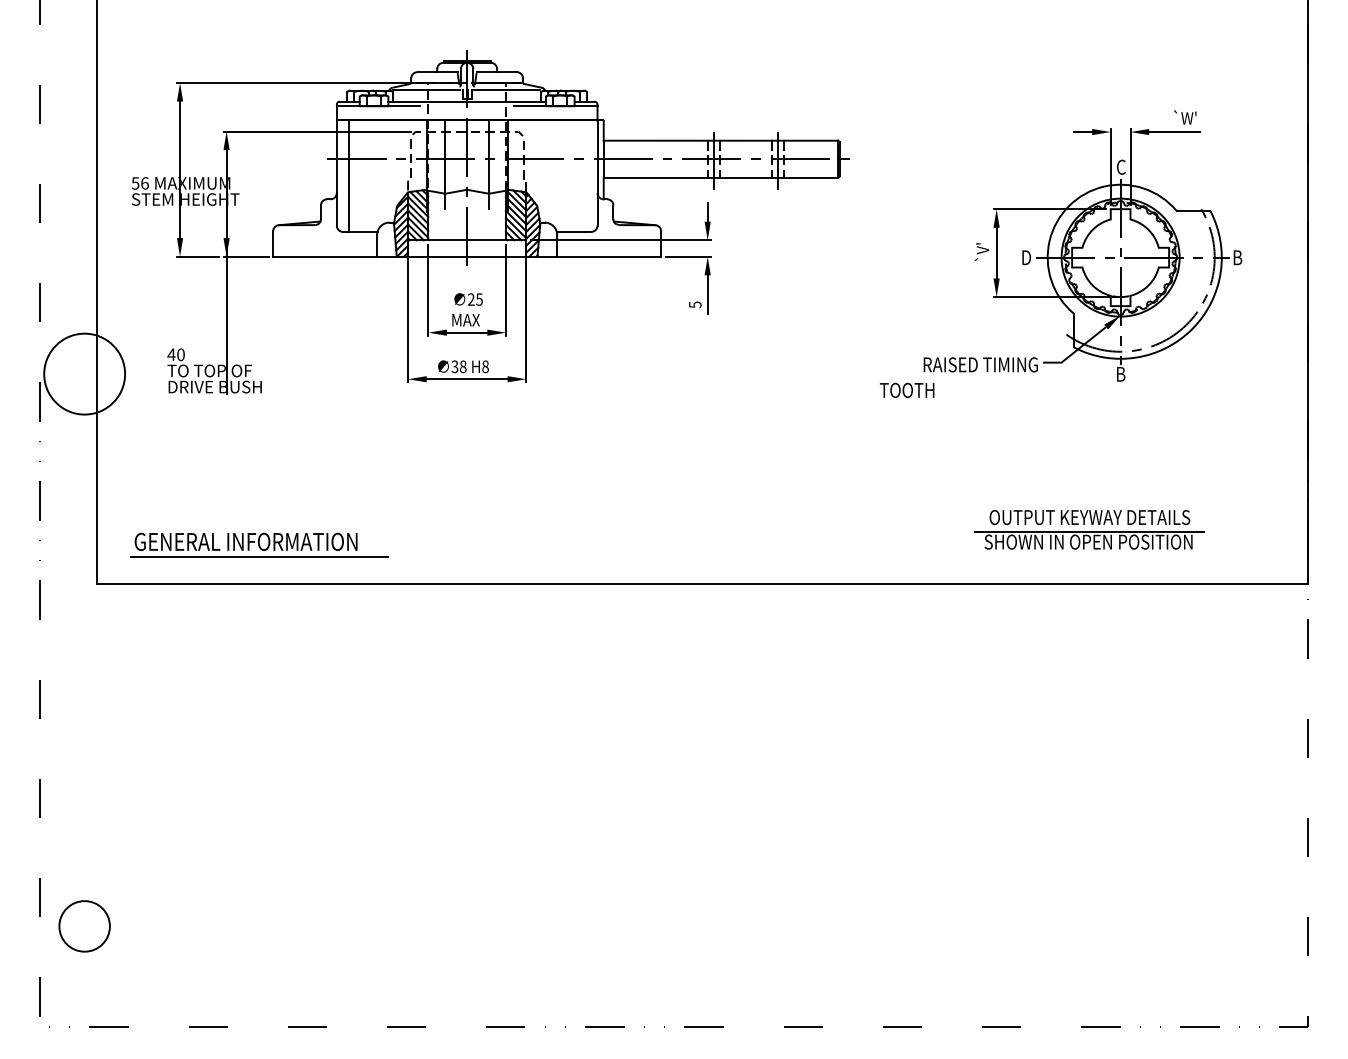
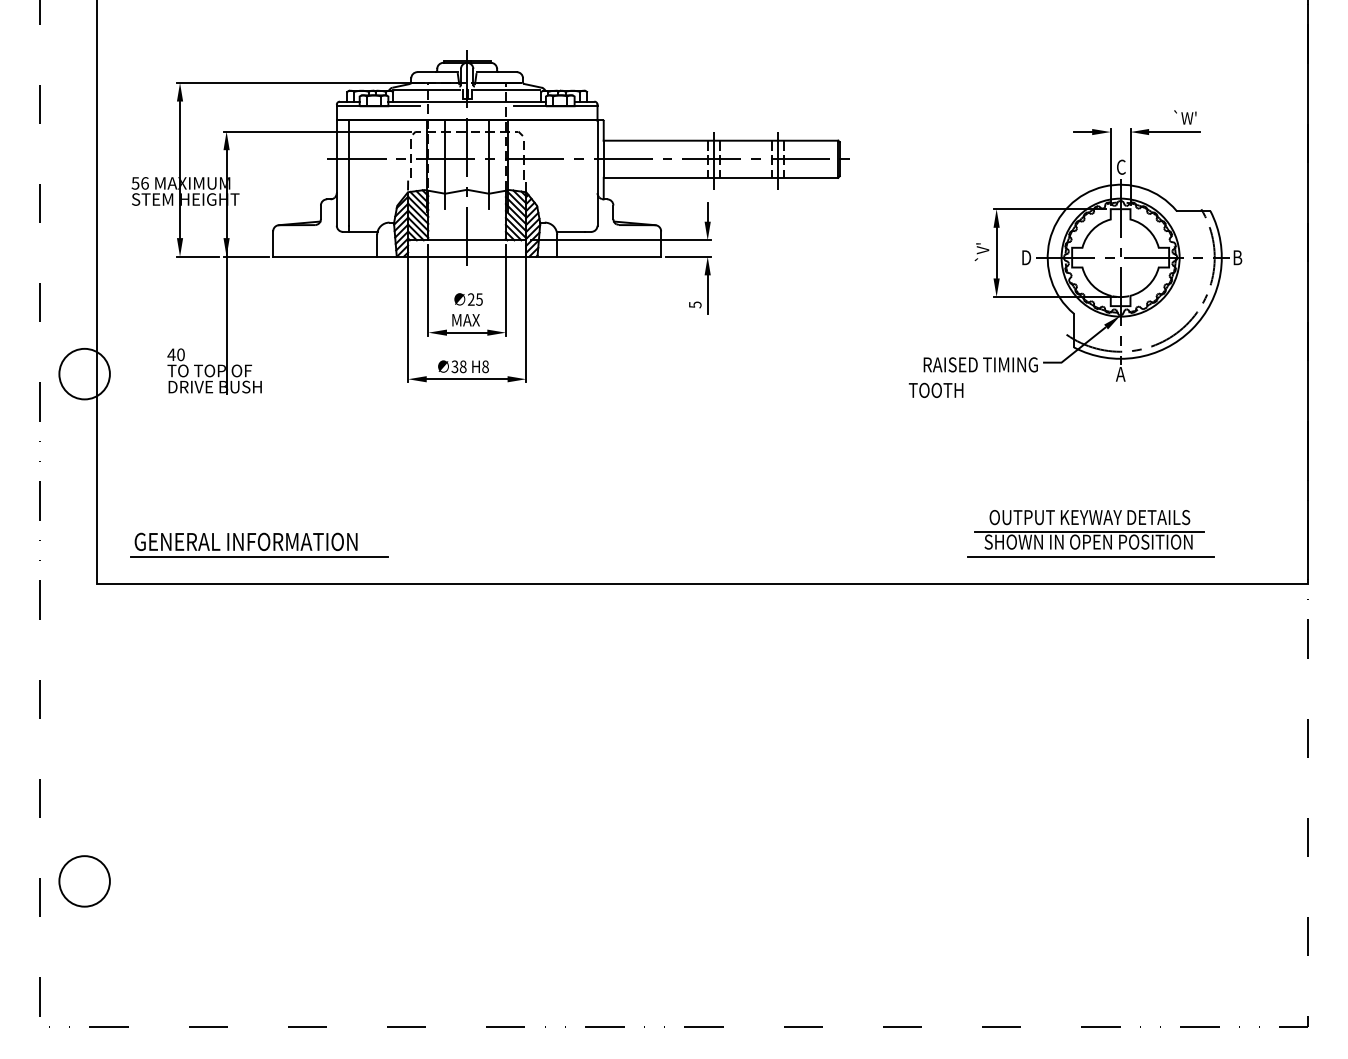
circle diameter: 81 px -> 51 px (84, 373)
text: B -> A (1120, 374)
text position: (906, 389) -> (935, 389) (935, 389)
line: none -> present (1090, 557)
circle position: (84, 926) -> (84, 881) (84, 881)
